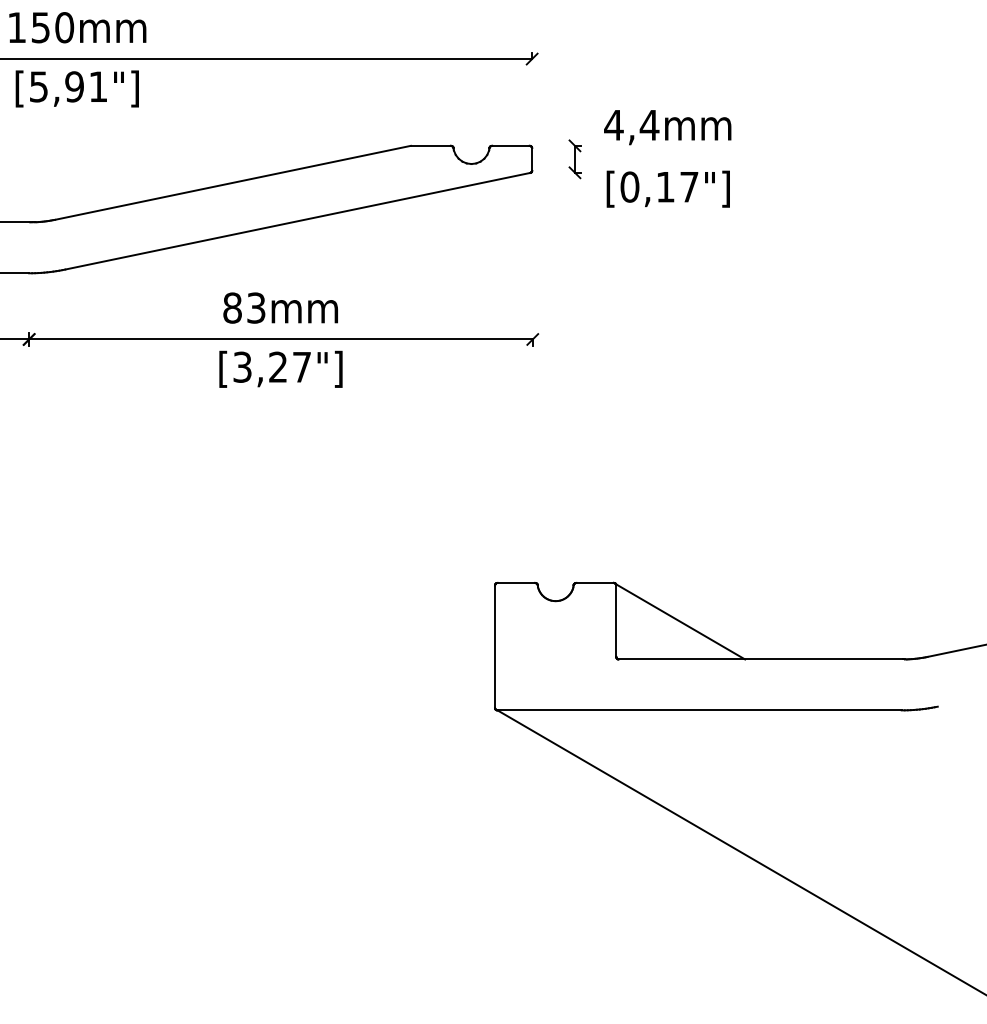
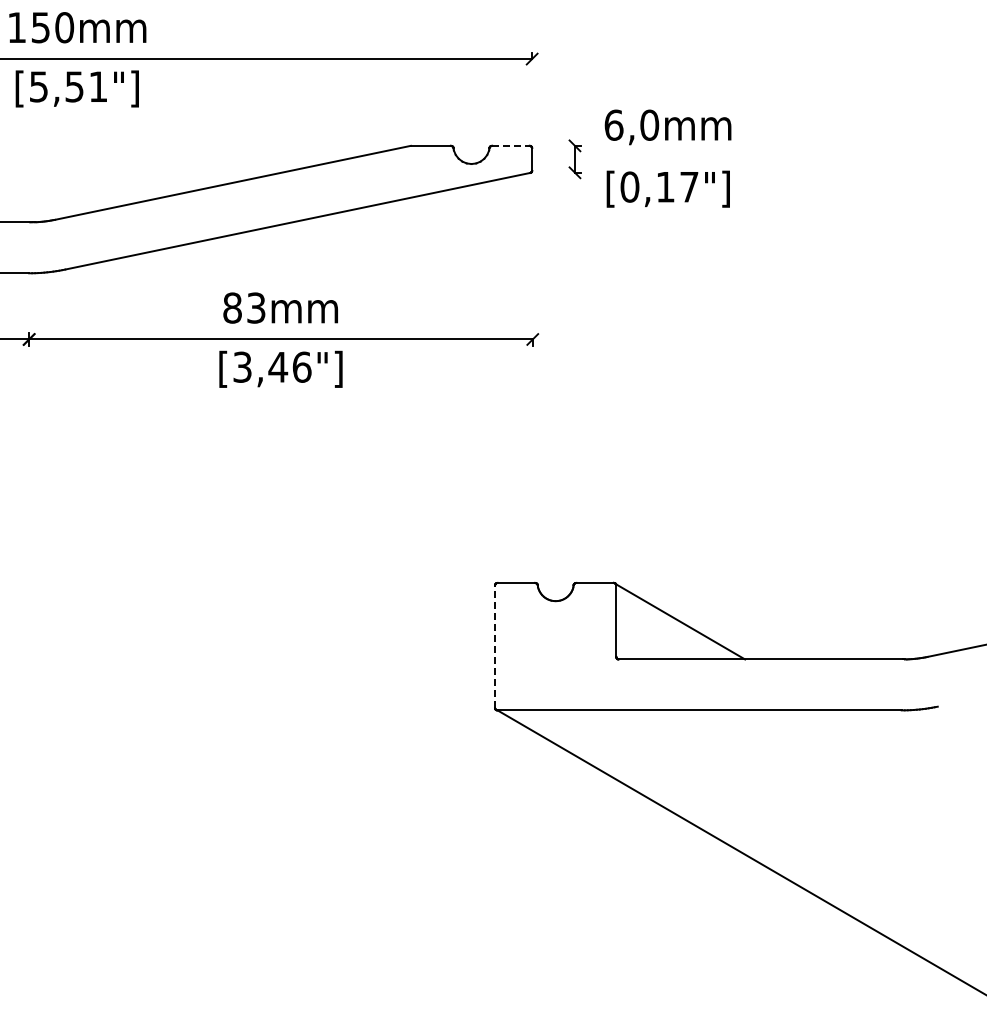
text: [5,91"] -> [5,51"] (74, 86)
text: 4,4mm -> 6,0mm (631, 124)
line: solid -> dashed (510, 145)
text: [3,27"] -> [3,46"] (289, 366)
line: solid -> dashed (495, 646)
